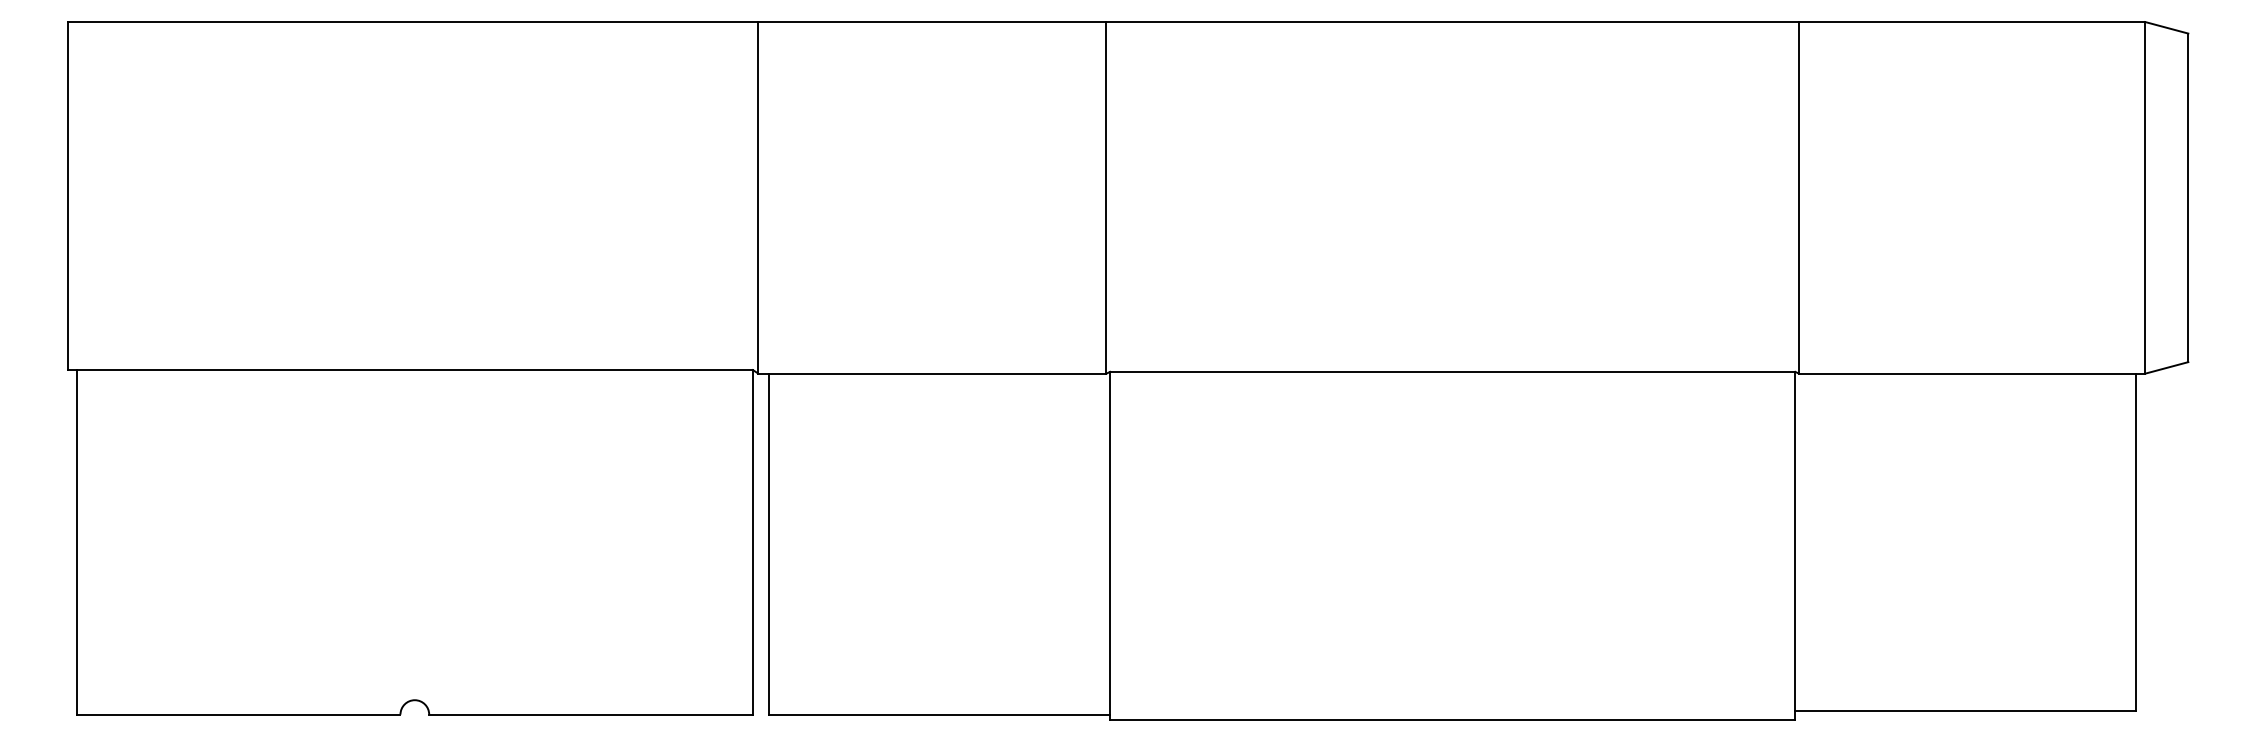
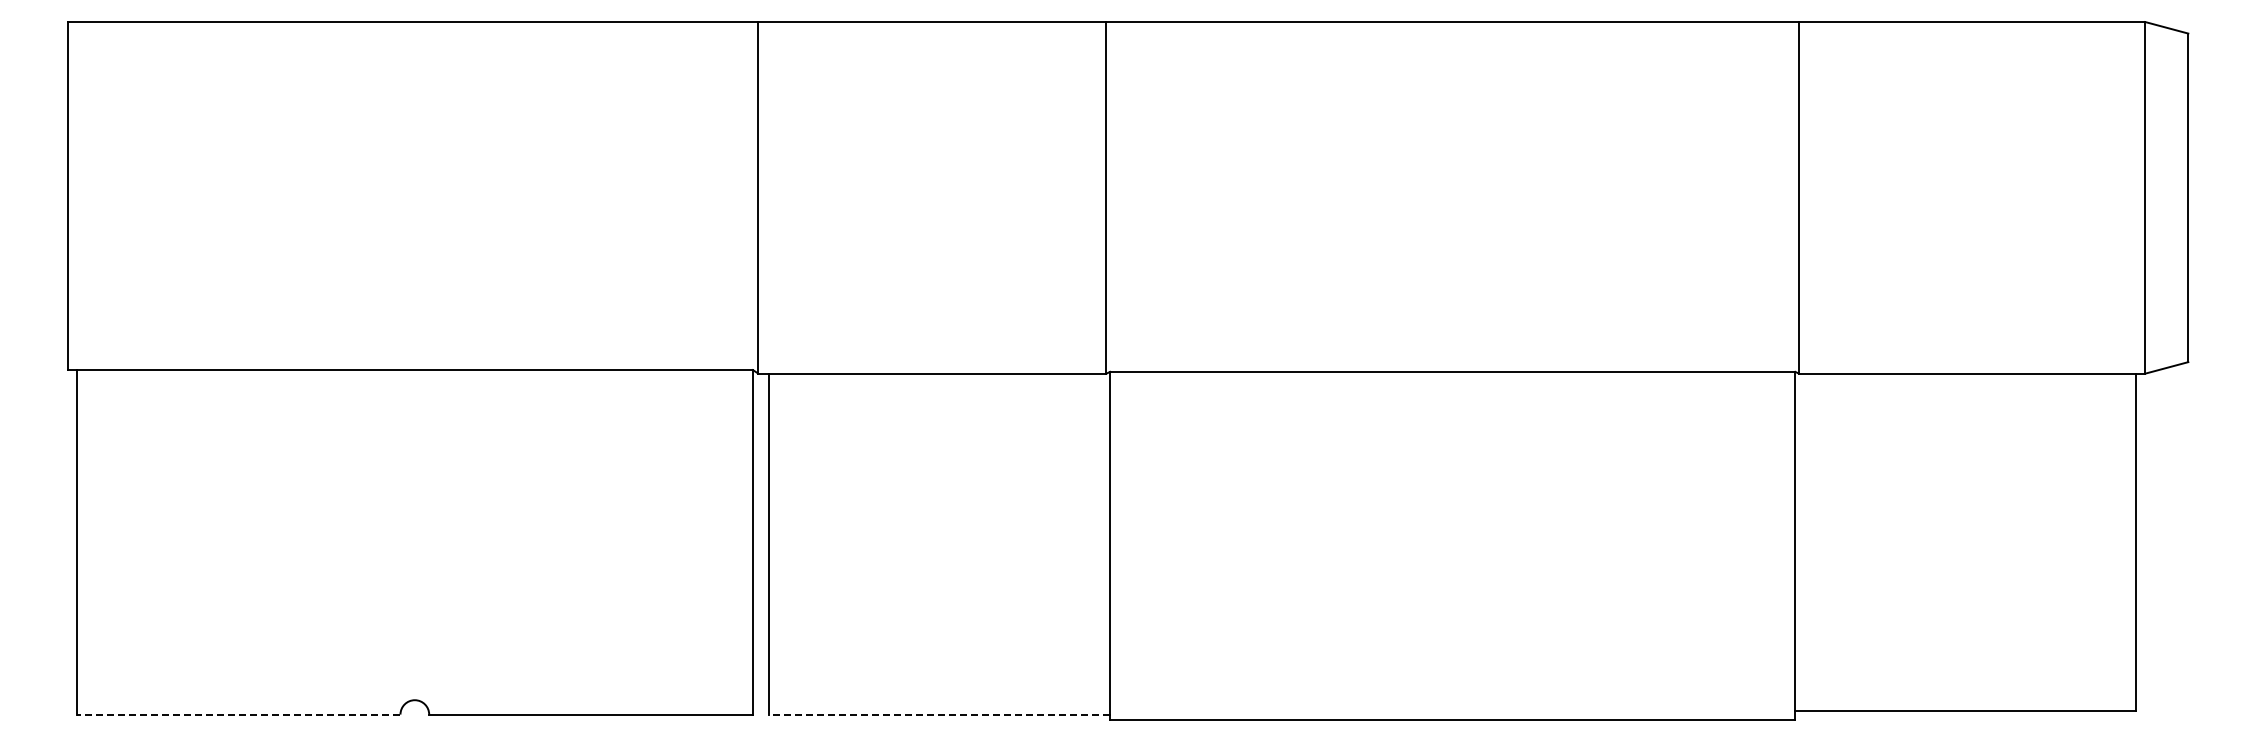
line: solid -> dashed (238, 714)
line: solid -> dashed (939, 714)
